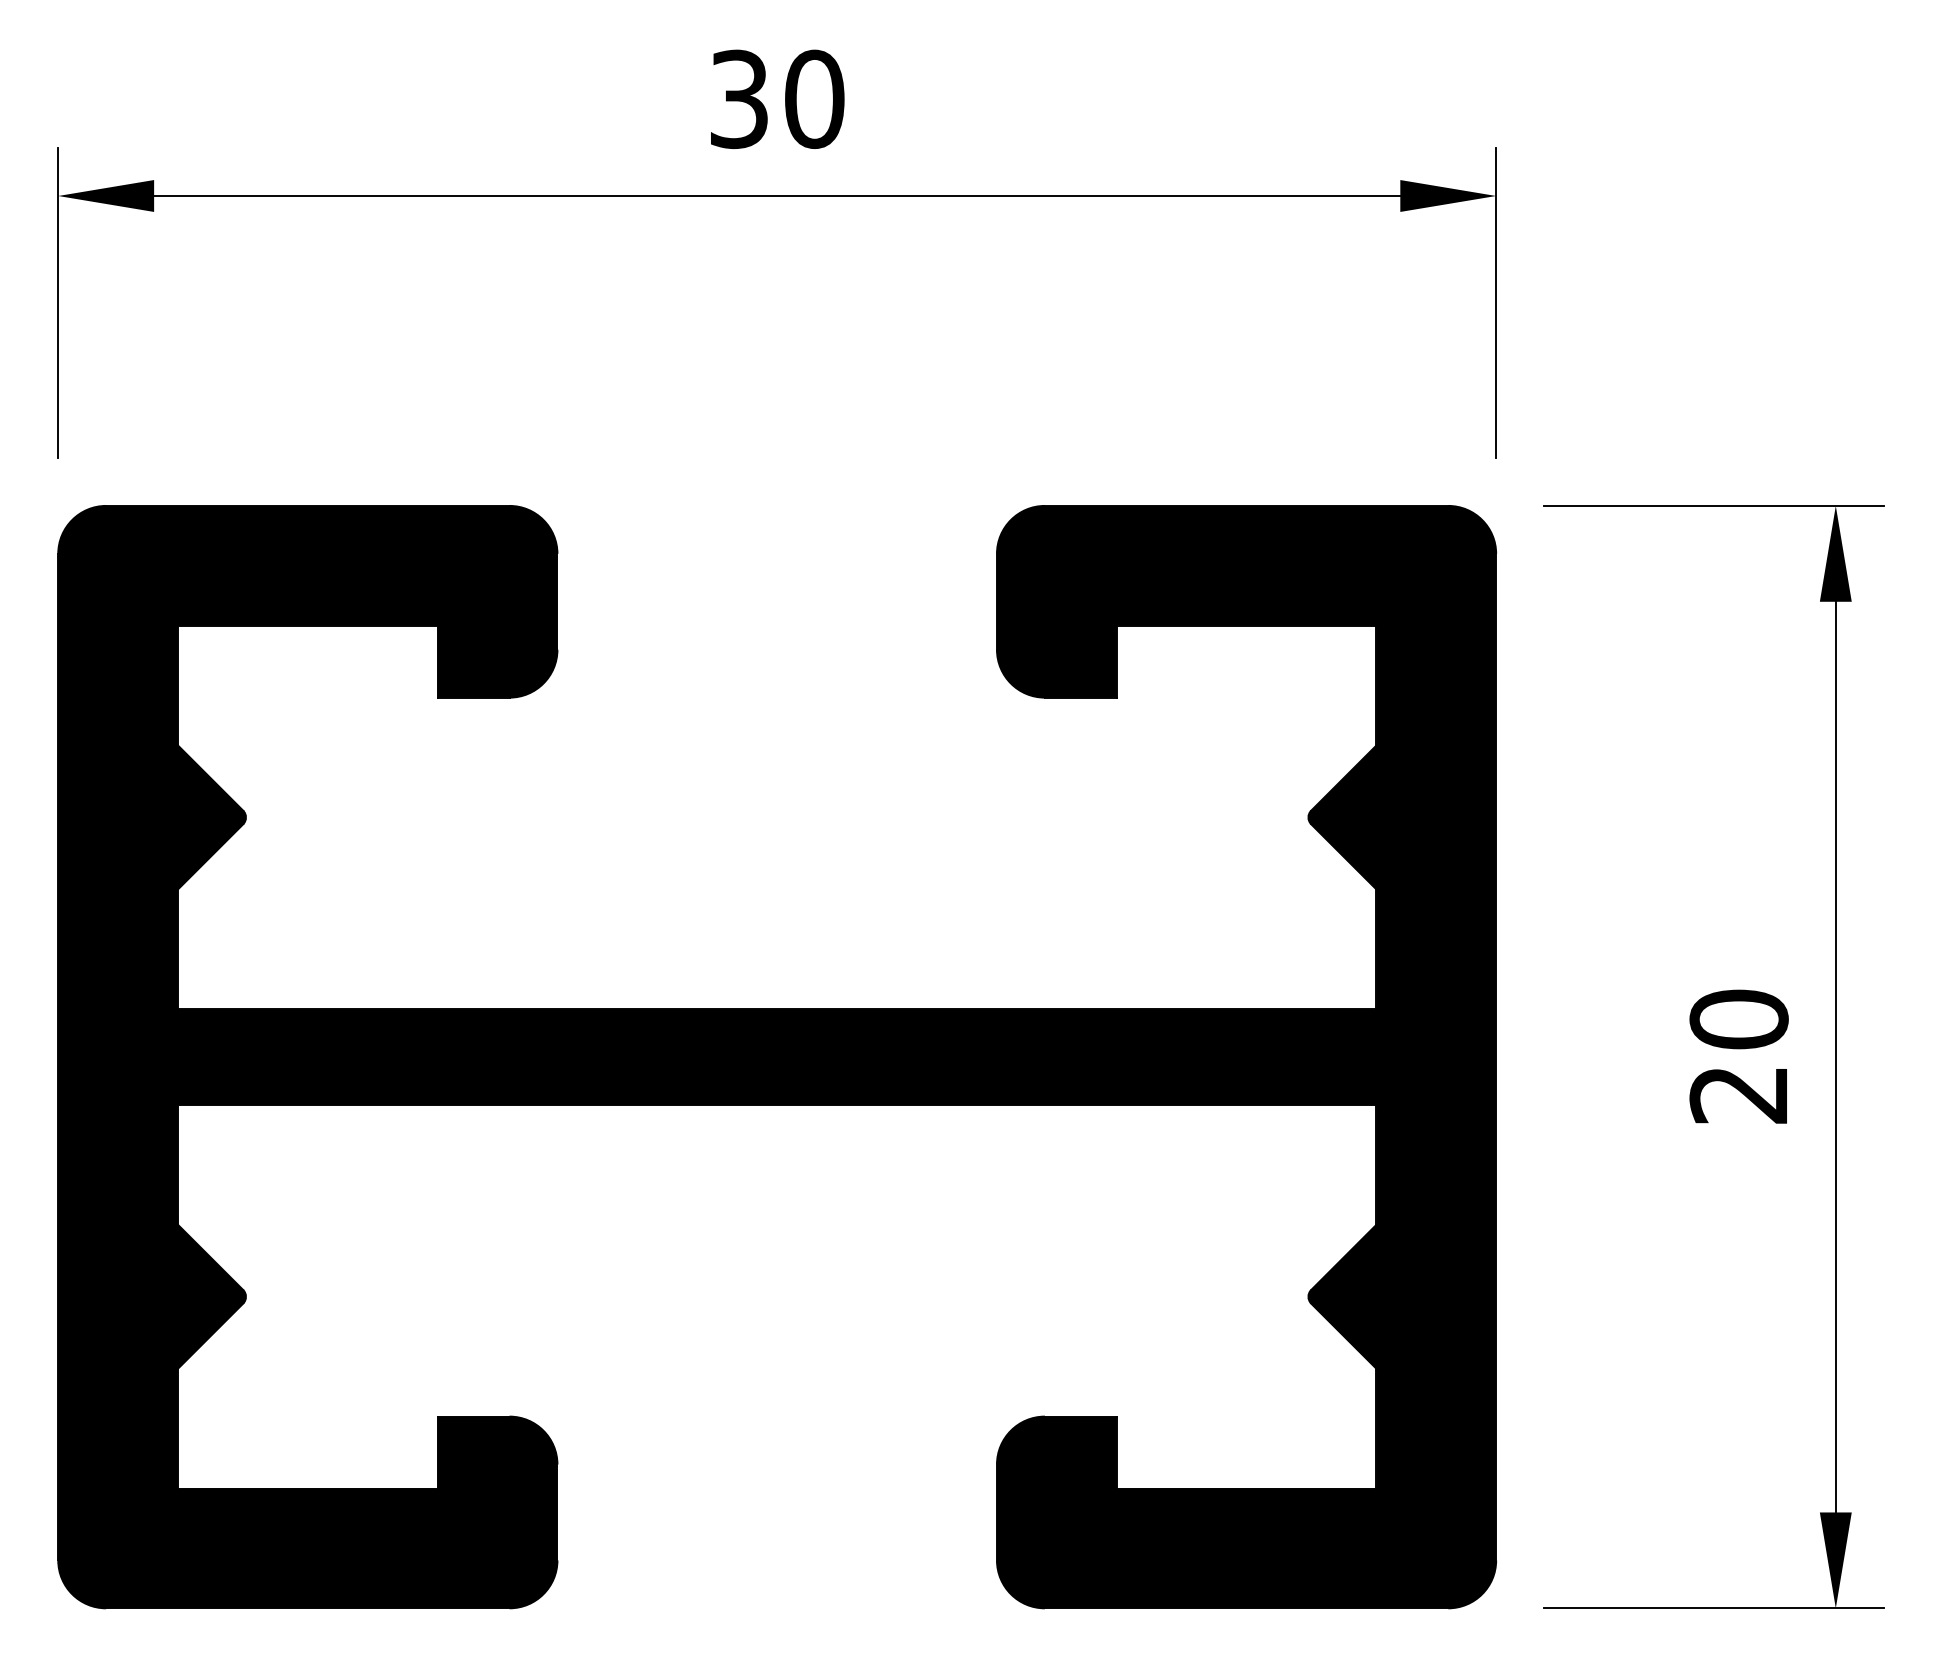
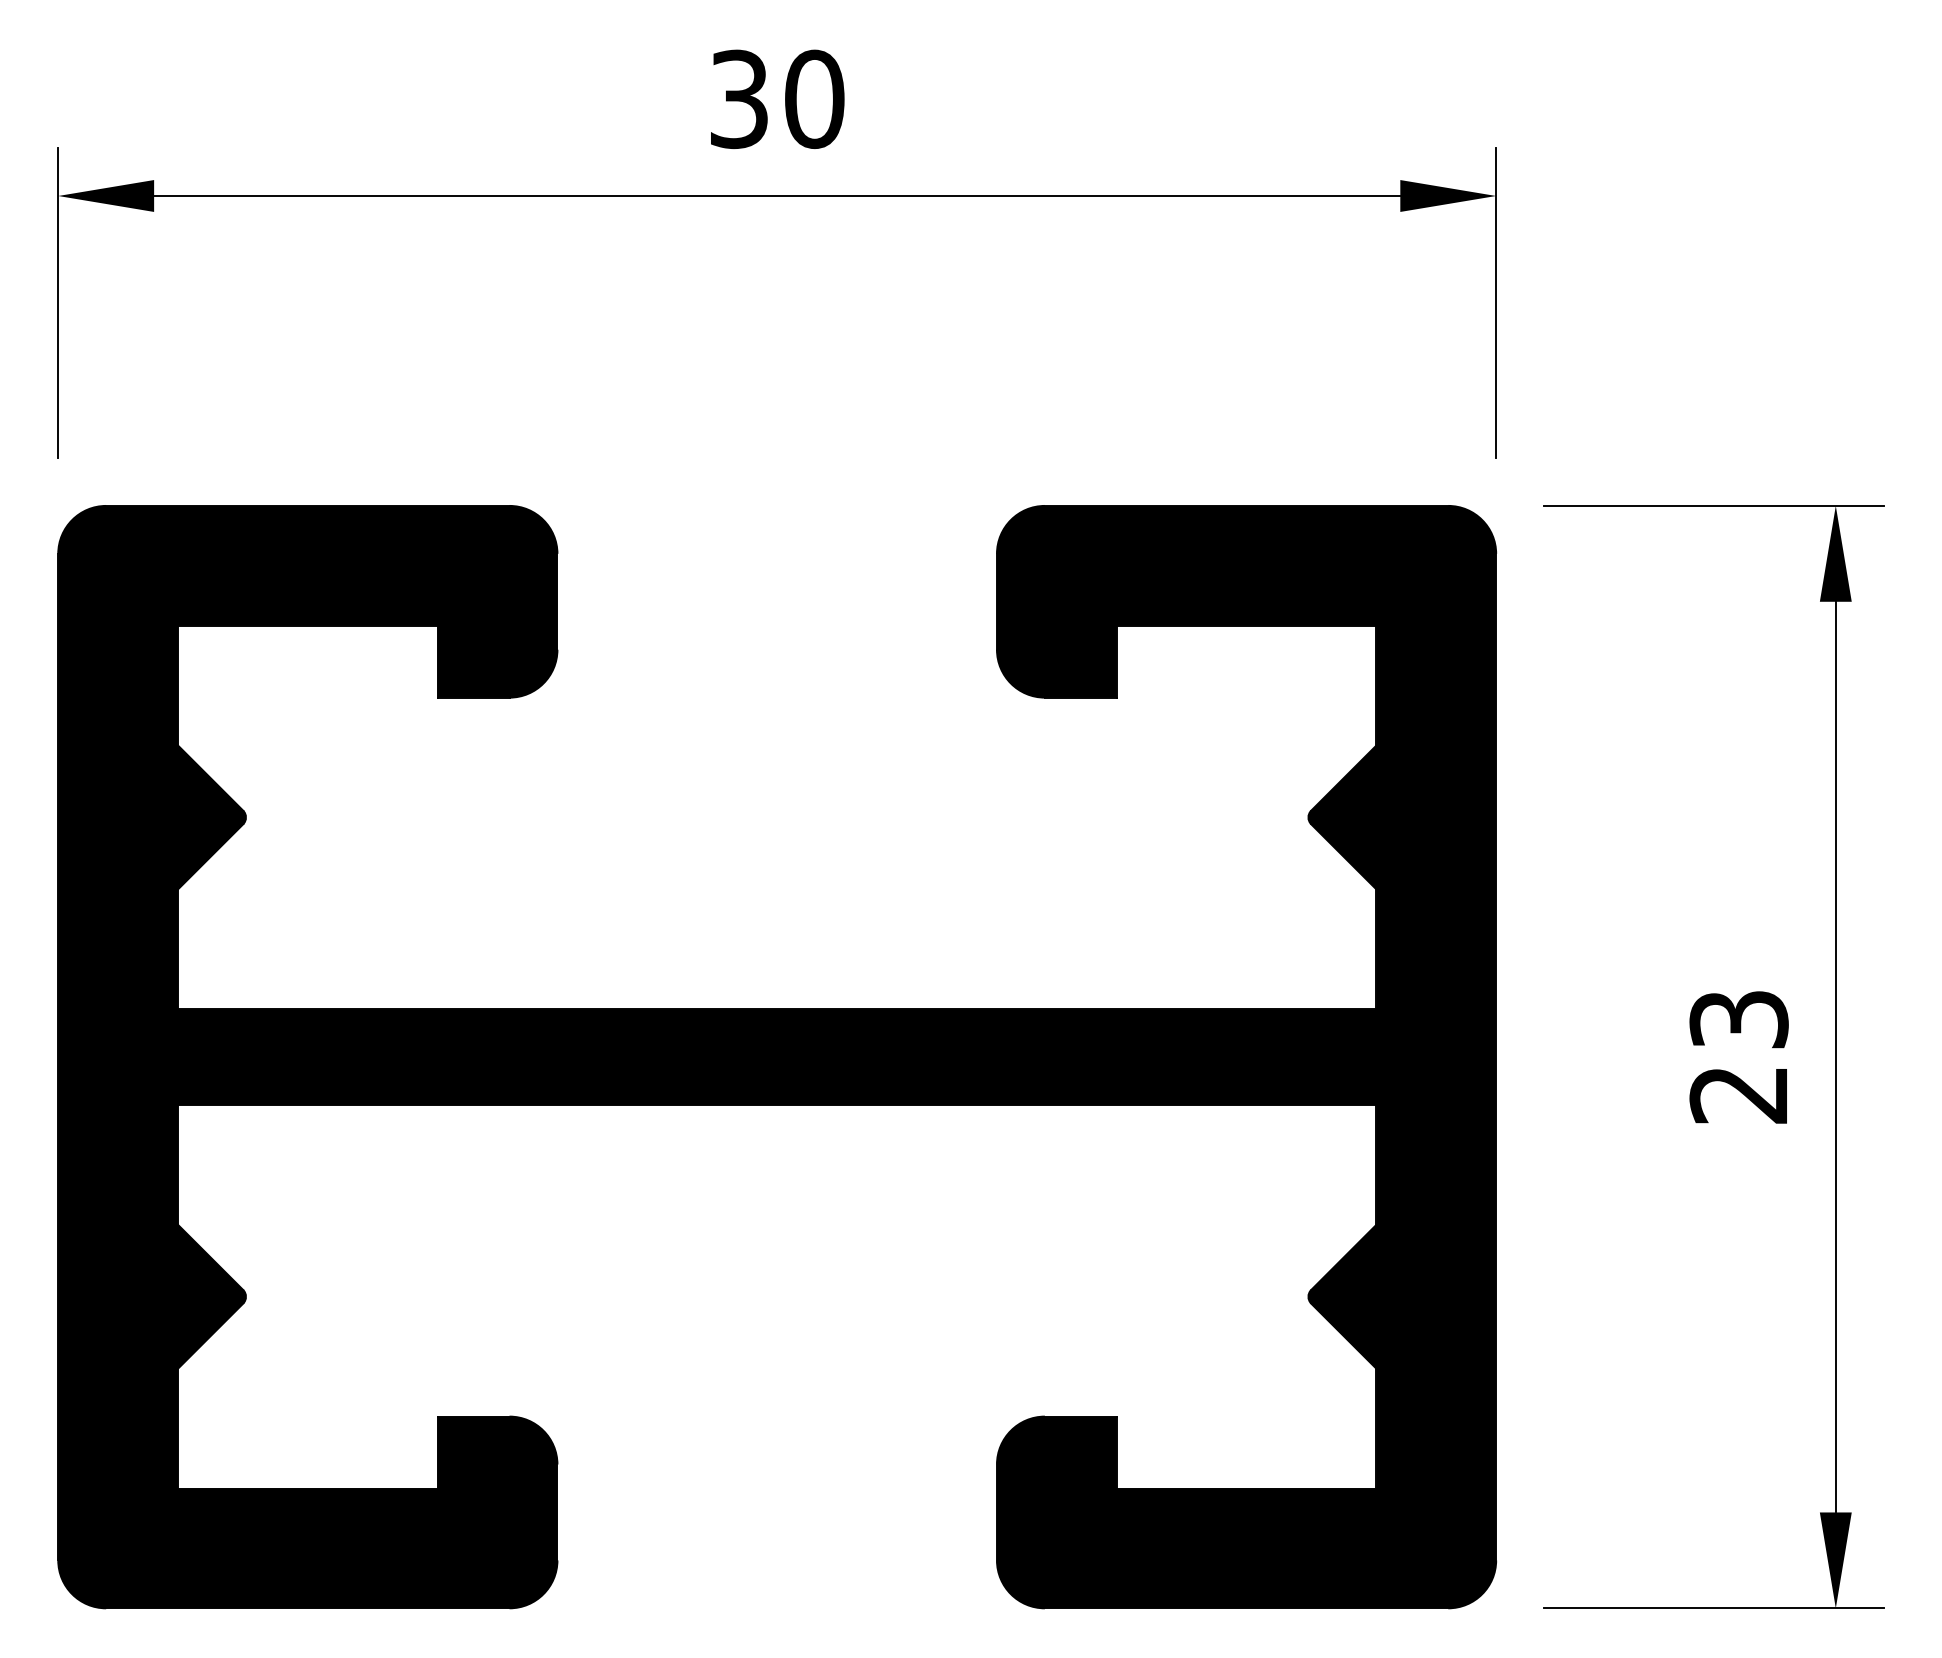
text: 20 -> 23 (1738, 1019)
